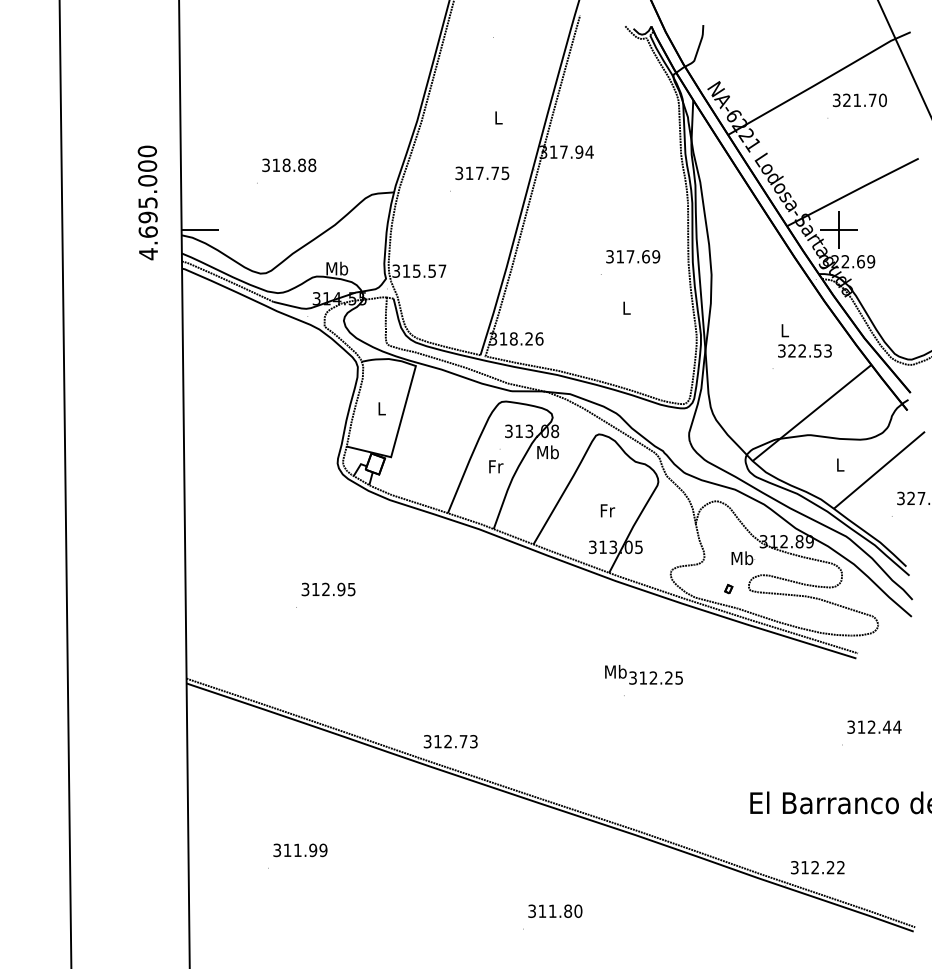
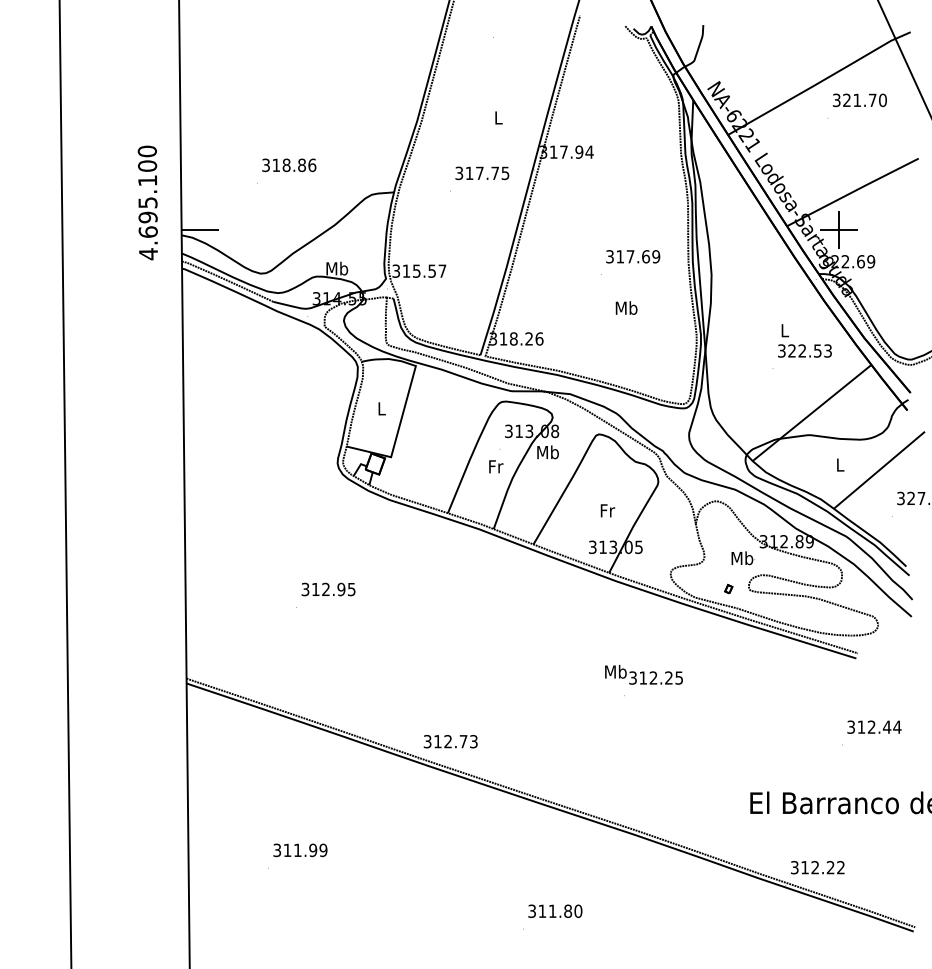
text: 318.88 -> 318.86 (312, 164)
text: 4.695.000 -> 4.695.100 (147, 180)
text: L -> Mb (626, 307)
